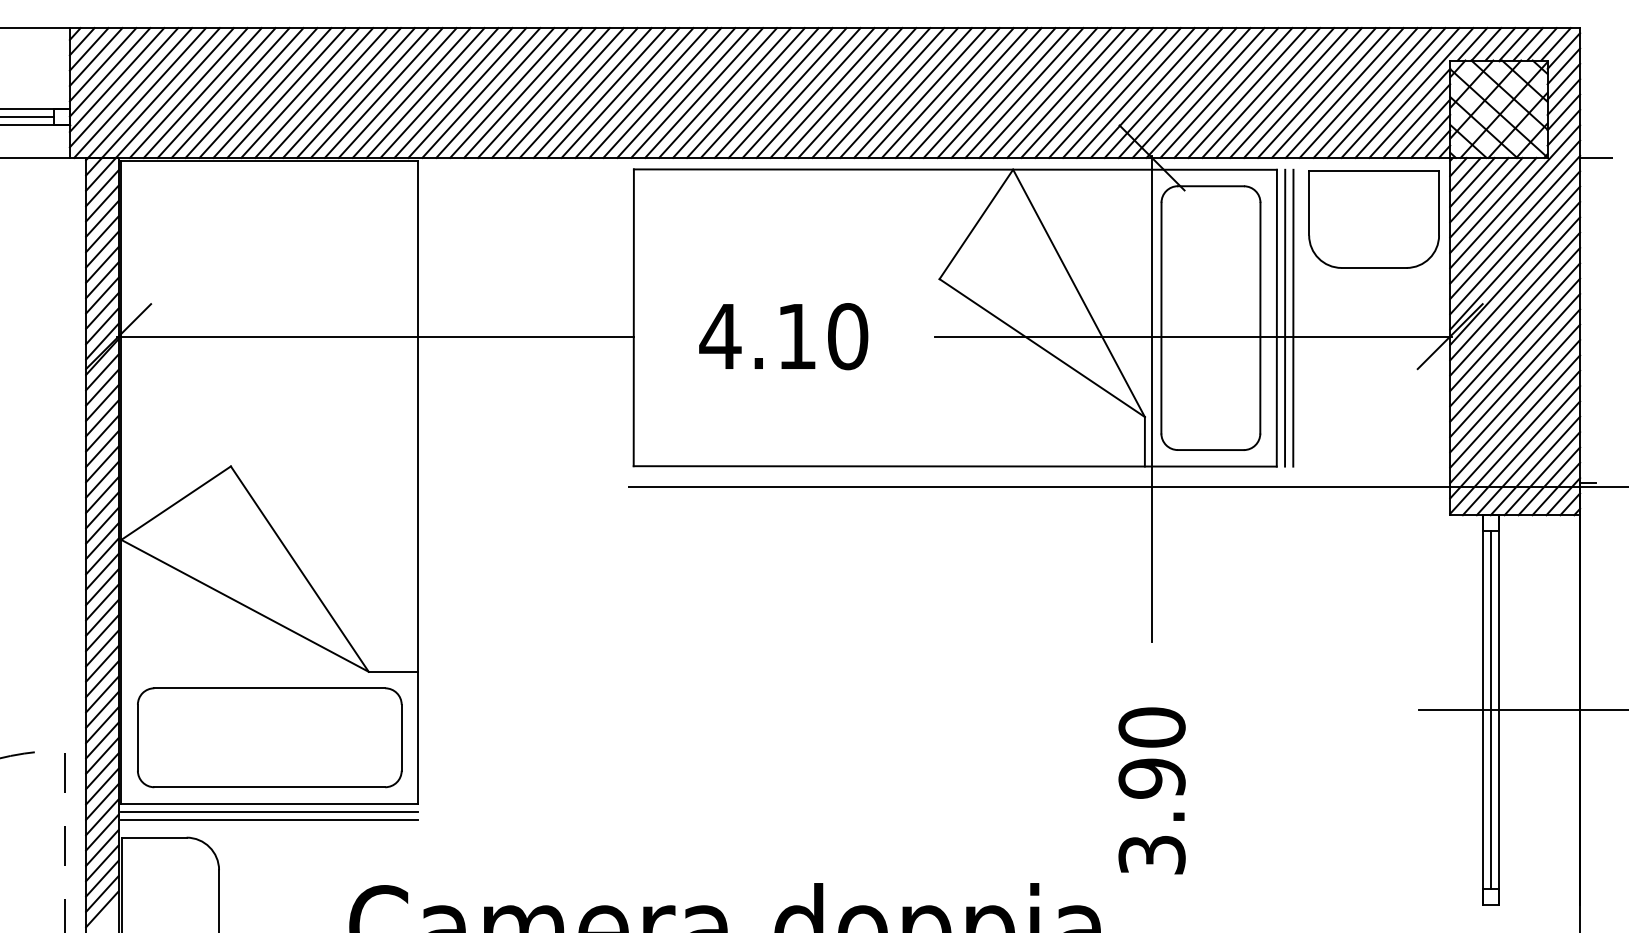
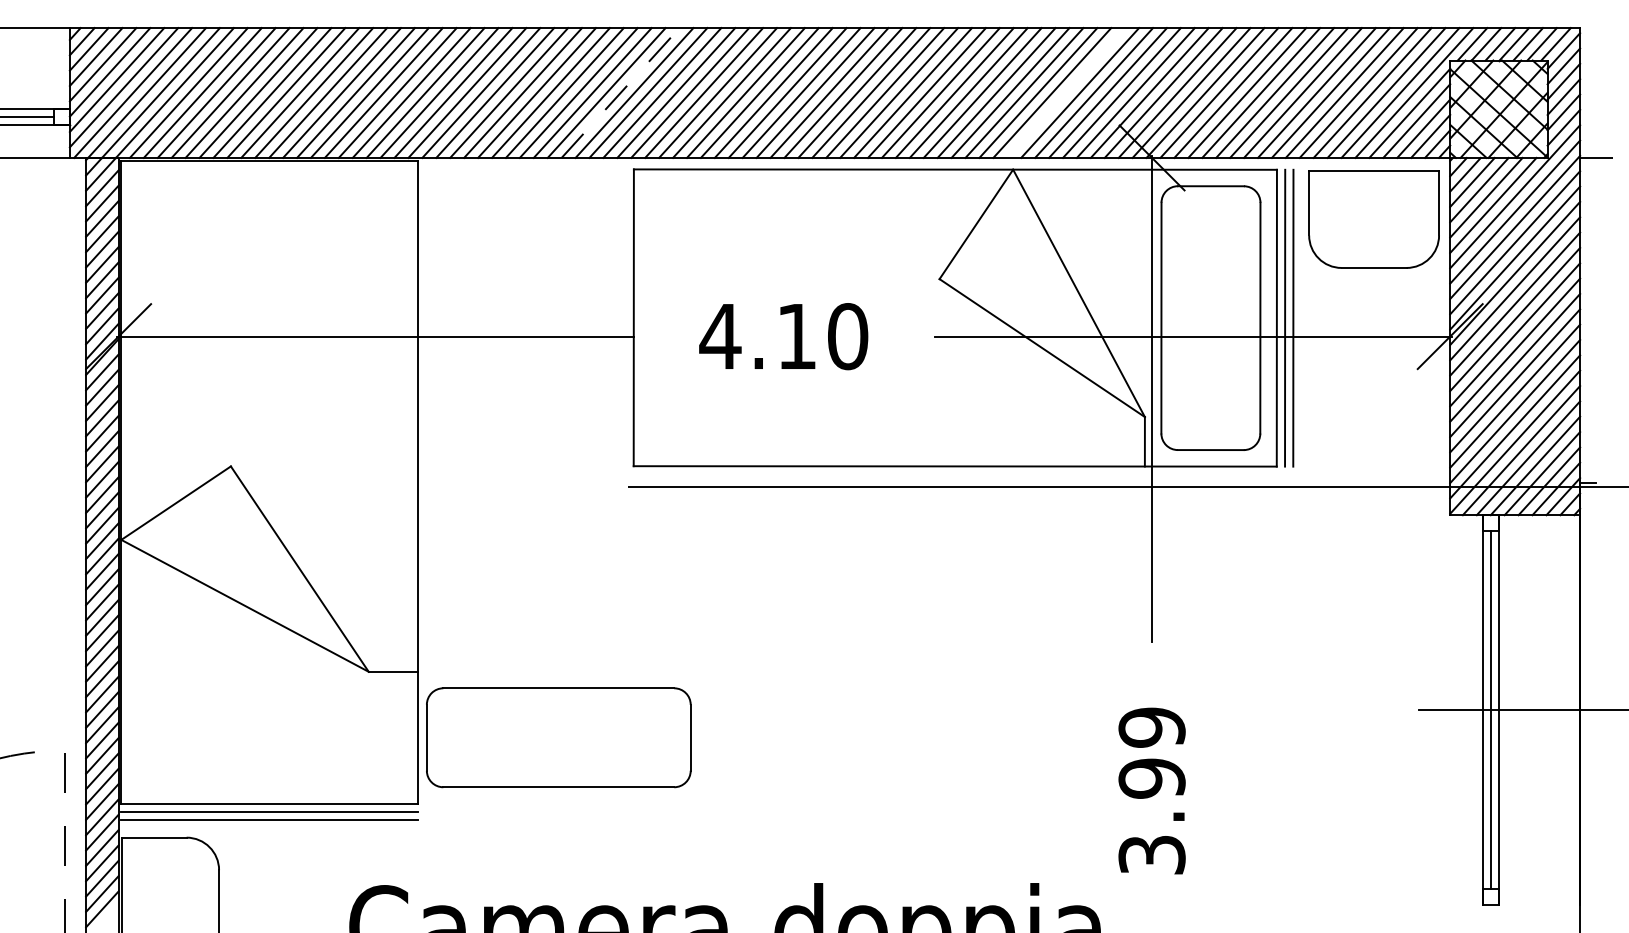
line: present -> none (1066, 92)
line: solid -> dashed (620, 93)
text: 3.90 -> 3.99 (1151, 727)
part position: (269, 737) -> (558, 737) (558, 737)
